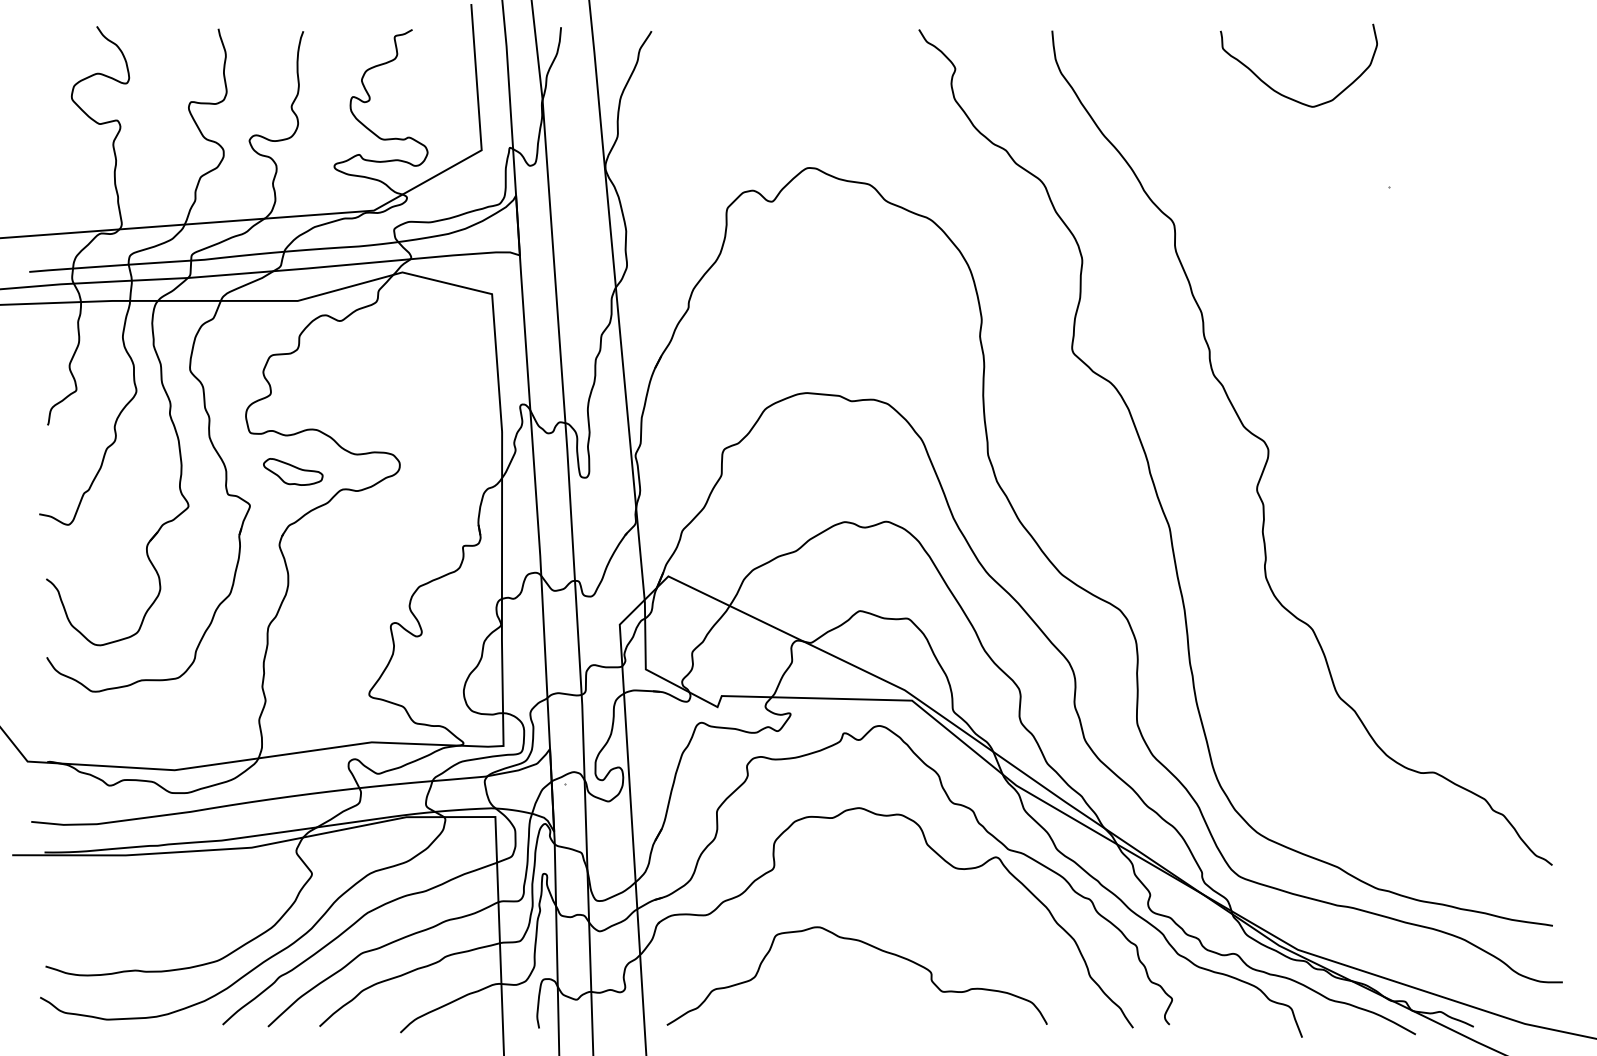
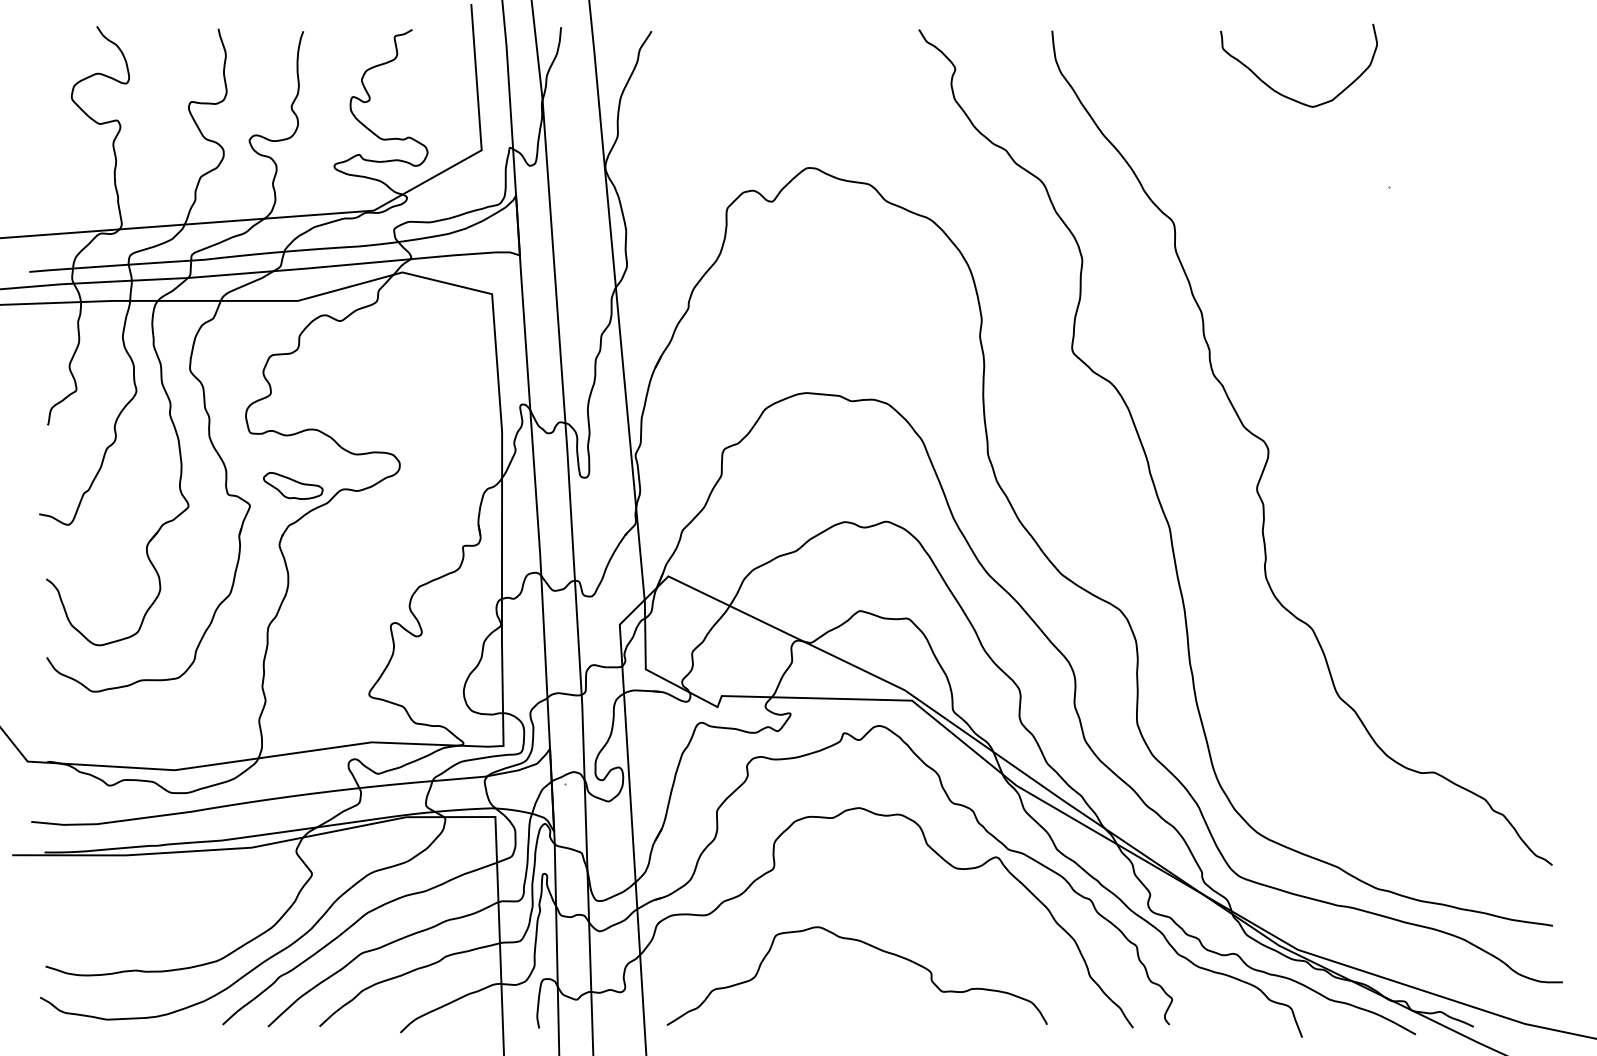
part position: (293, 471) -> (293, 485) (293, 485)
